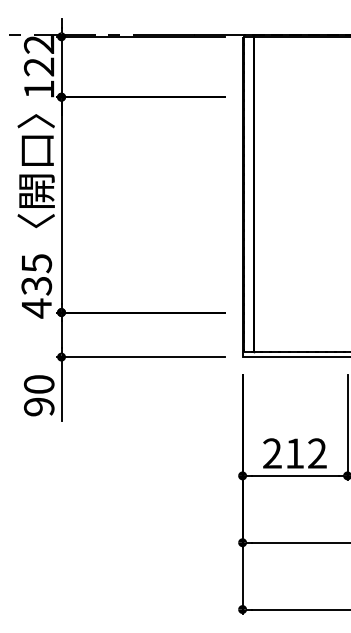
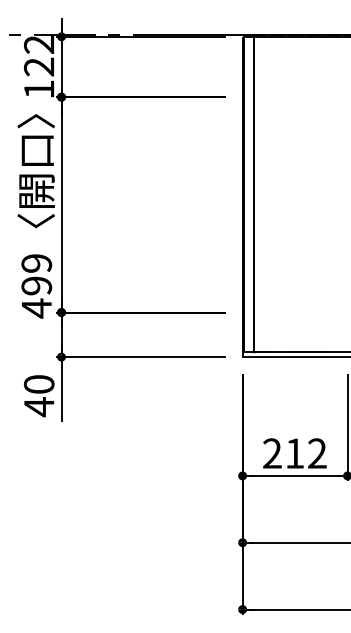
text: 435 -> 499 (36, 274)
text: 90 -> 40 (38, 407)
